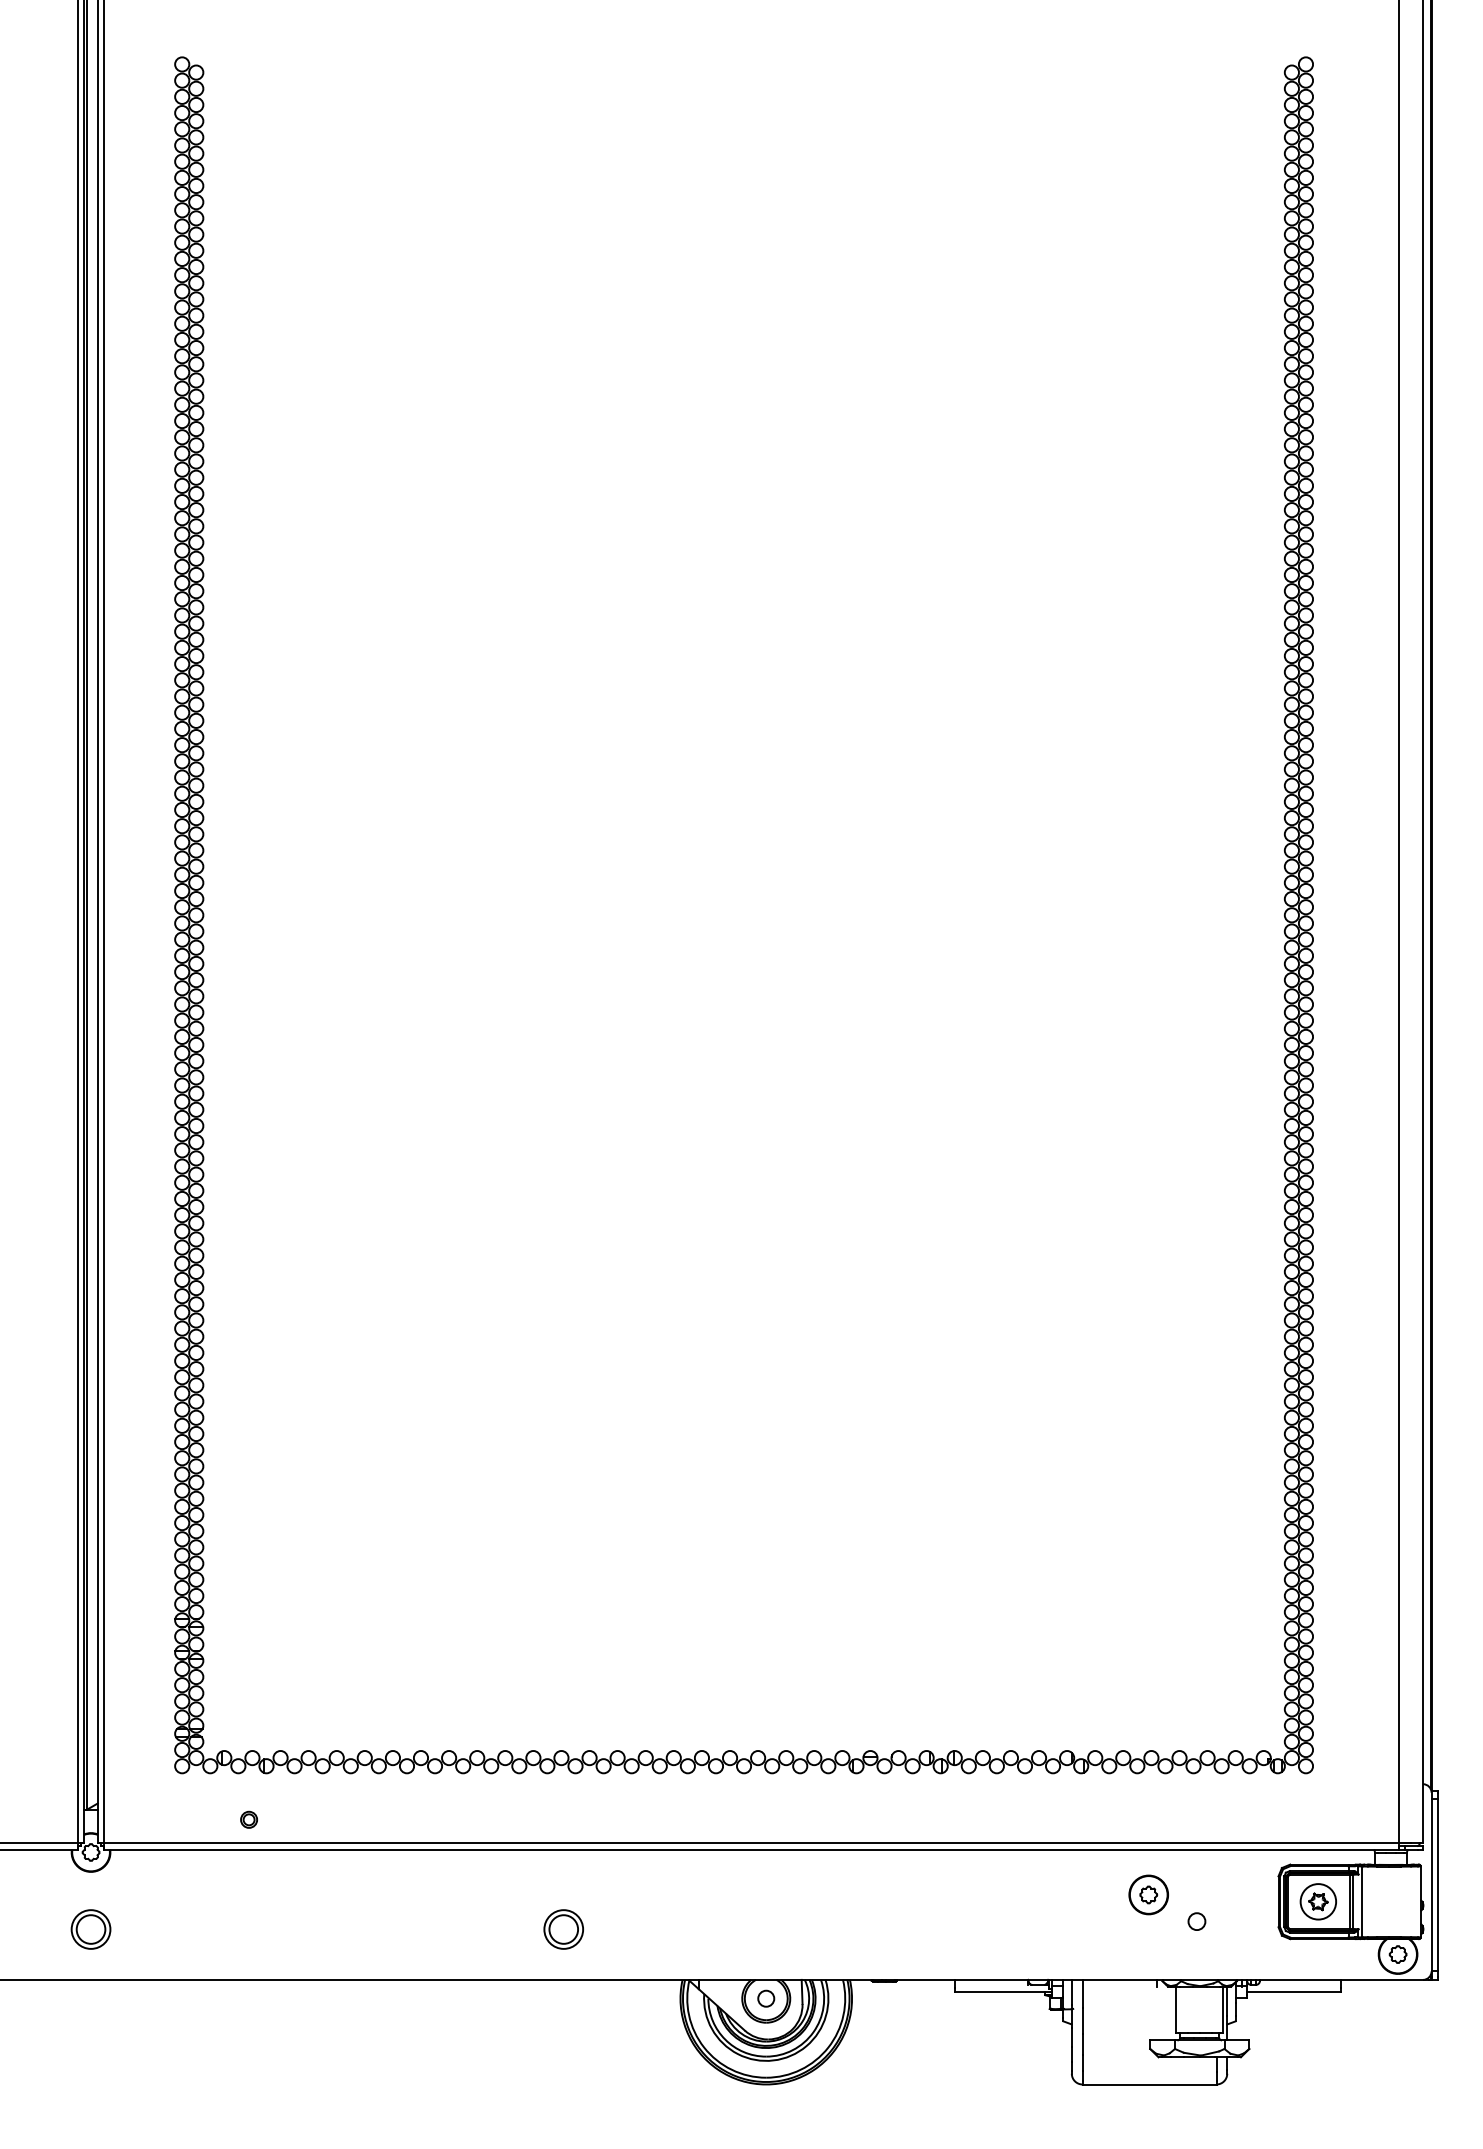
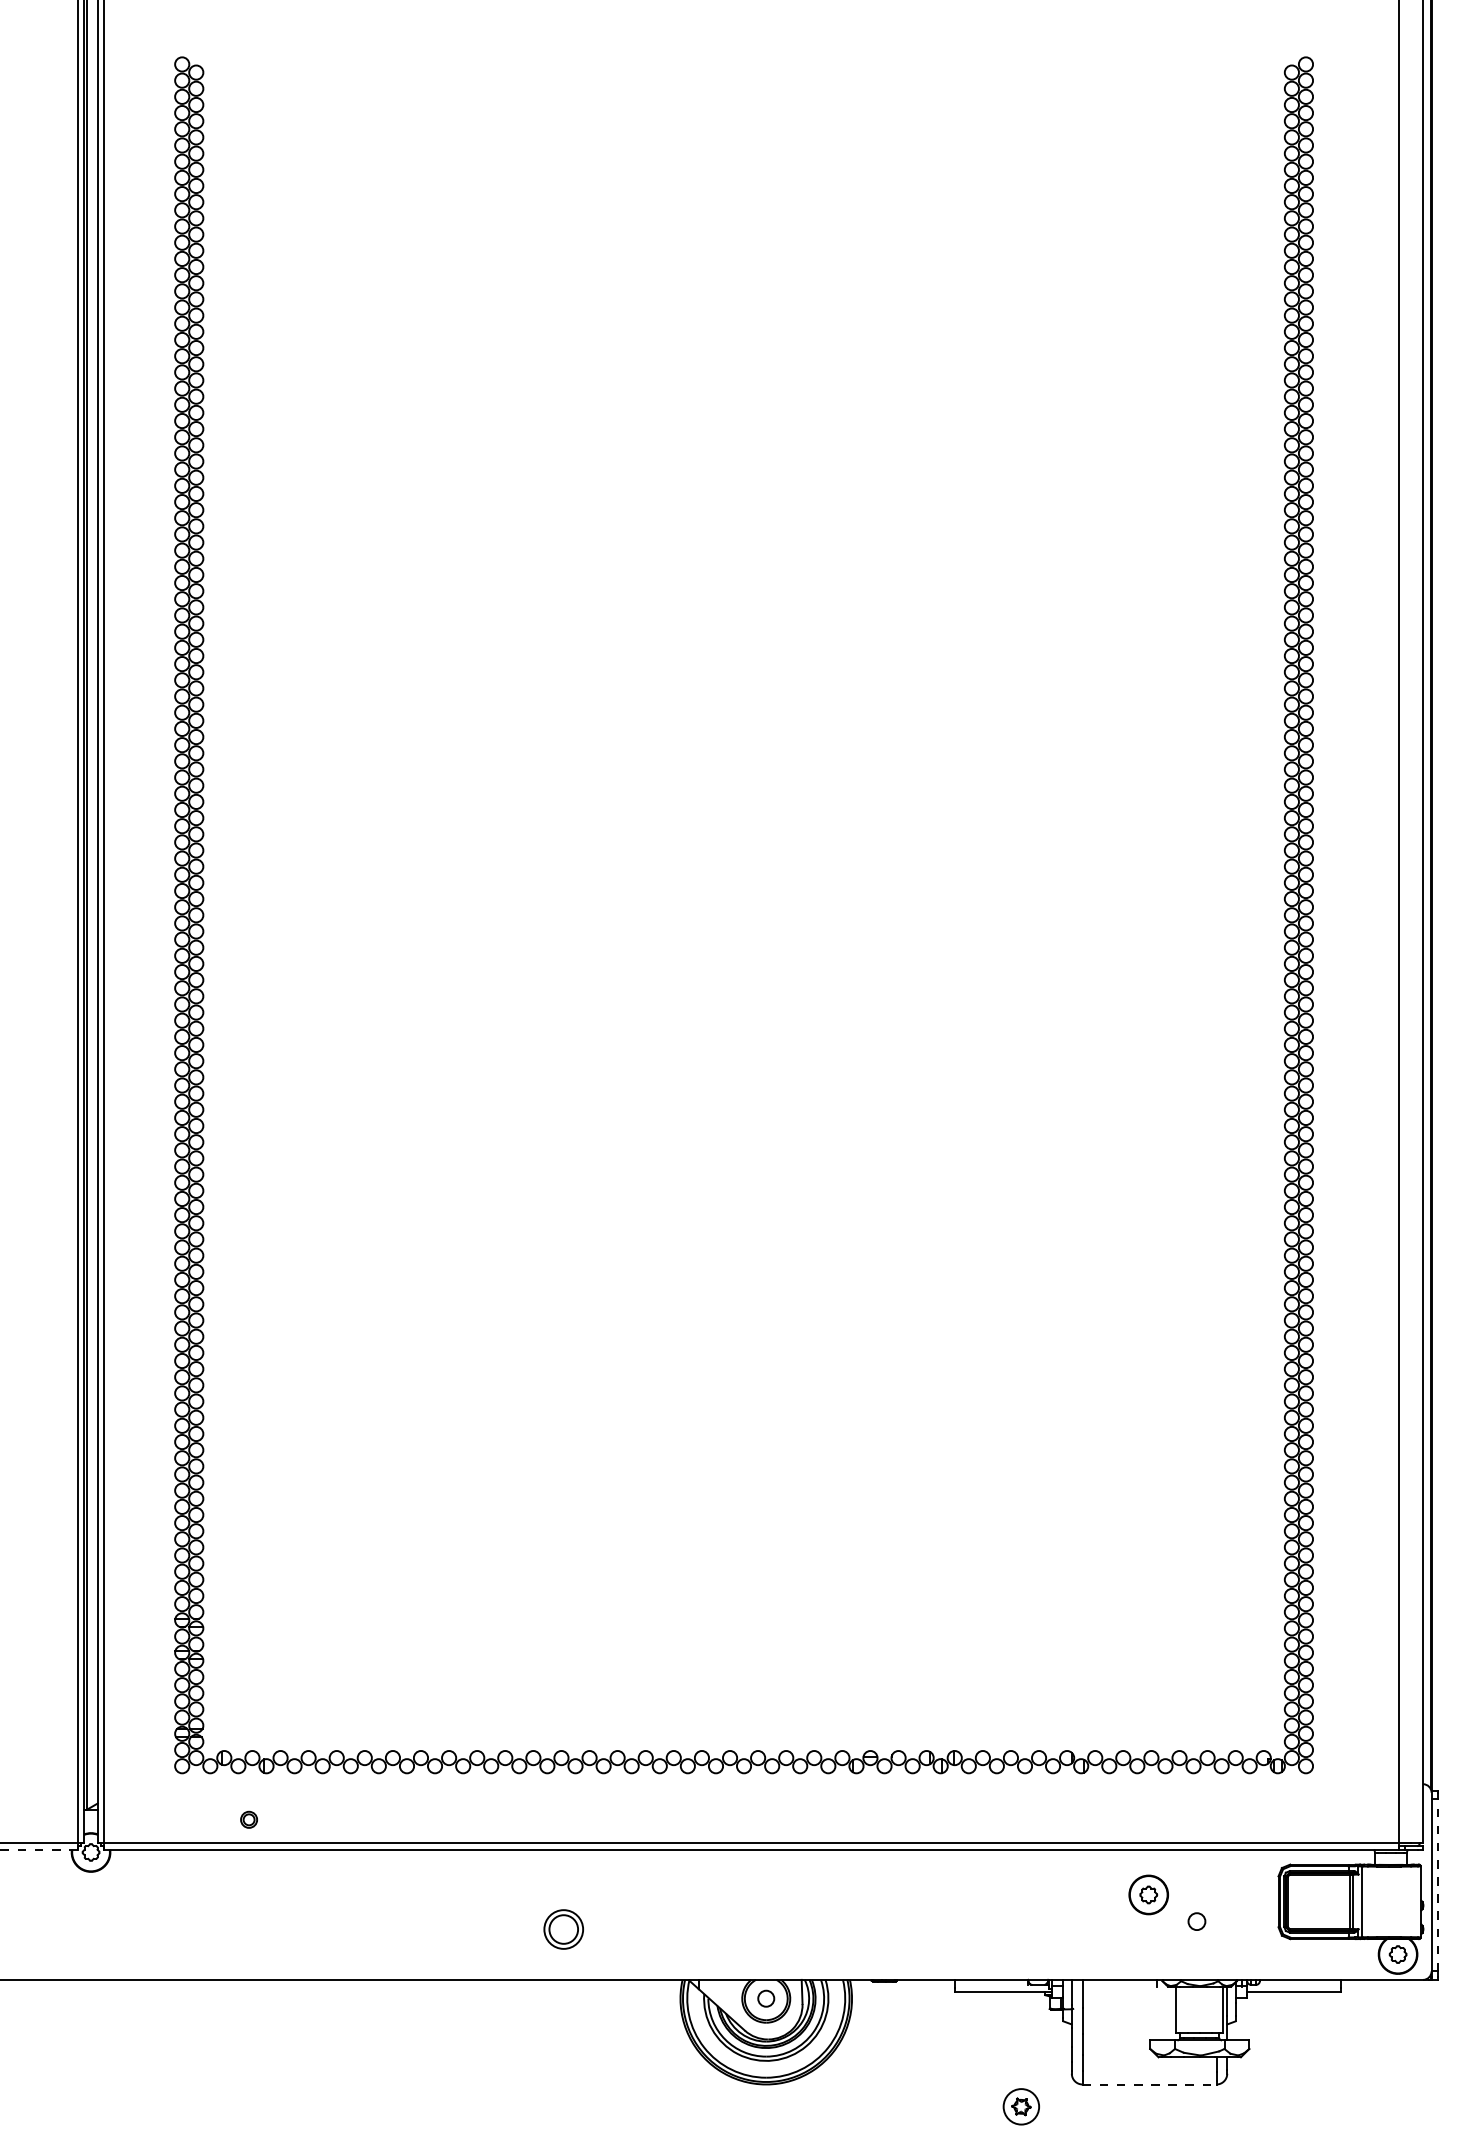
line: solid -> dashed (39, 1849)
line: solid -> dashed (1438, 1884)
part position: (1317, 1901) -> (1020, 2106) (1020, 2106)
part: present -> none (90, 1929)
line: solid -> dashed (1149, 2084)
